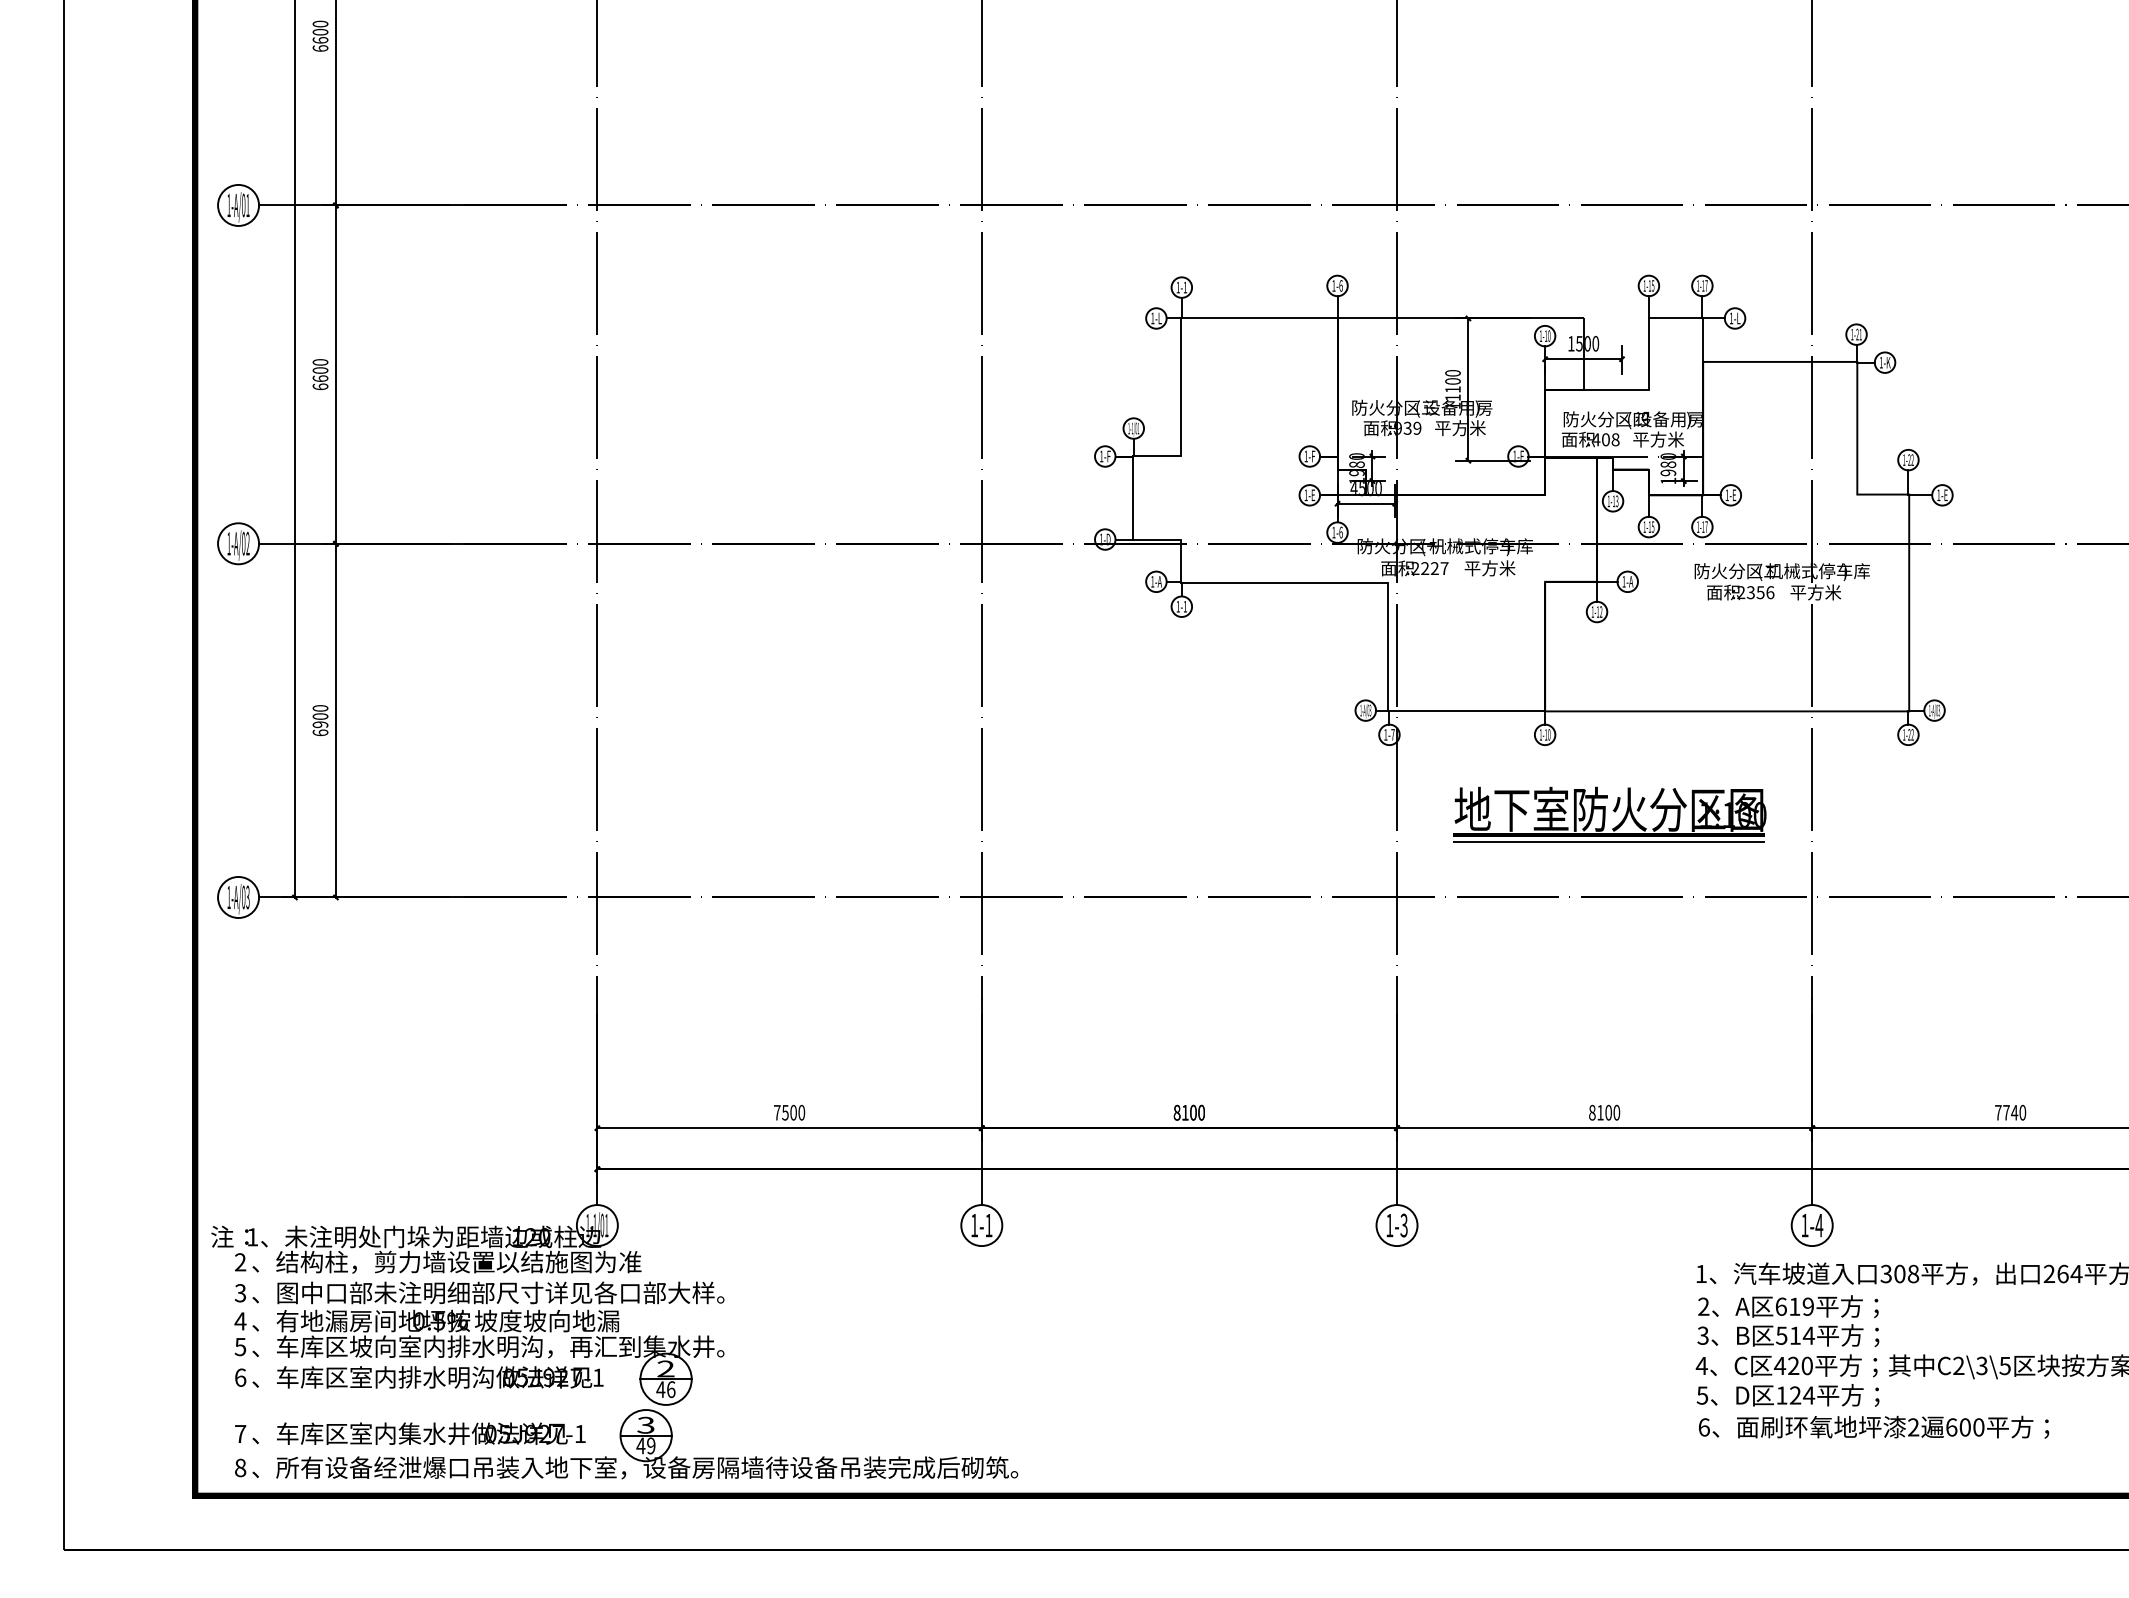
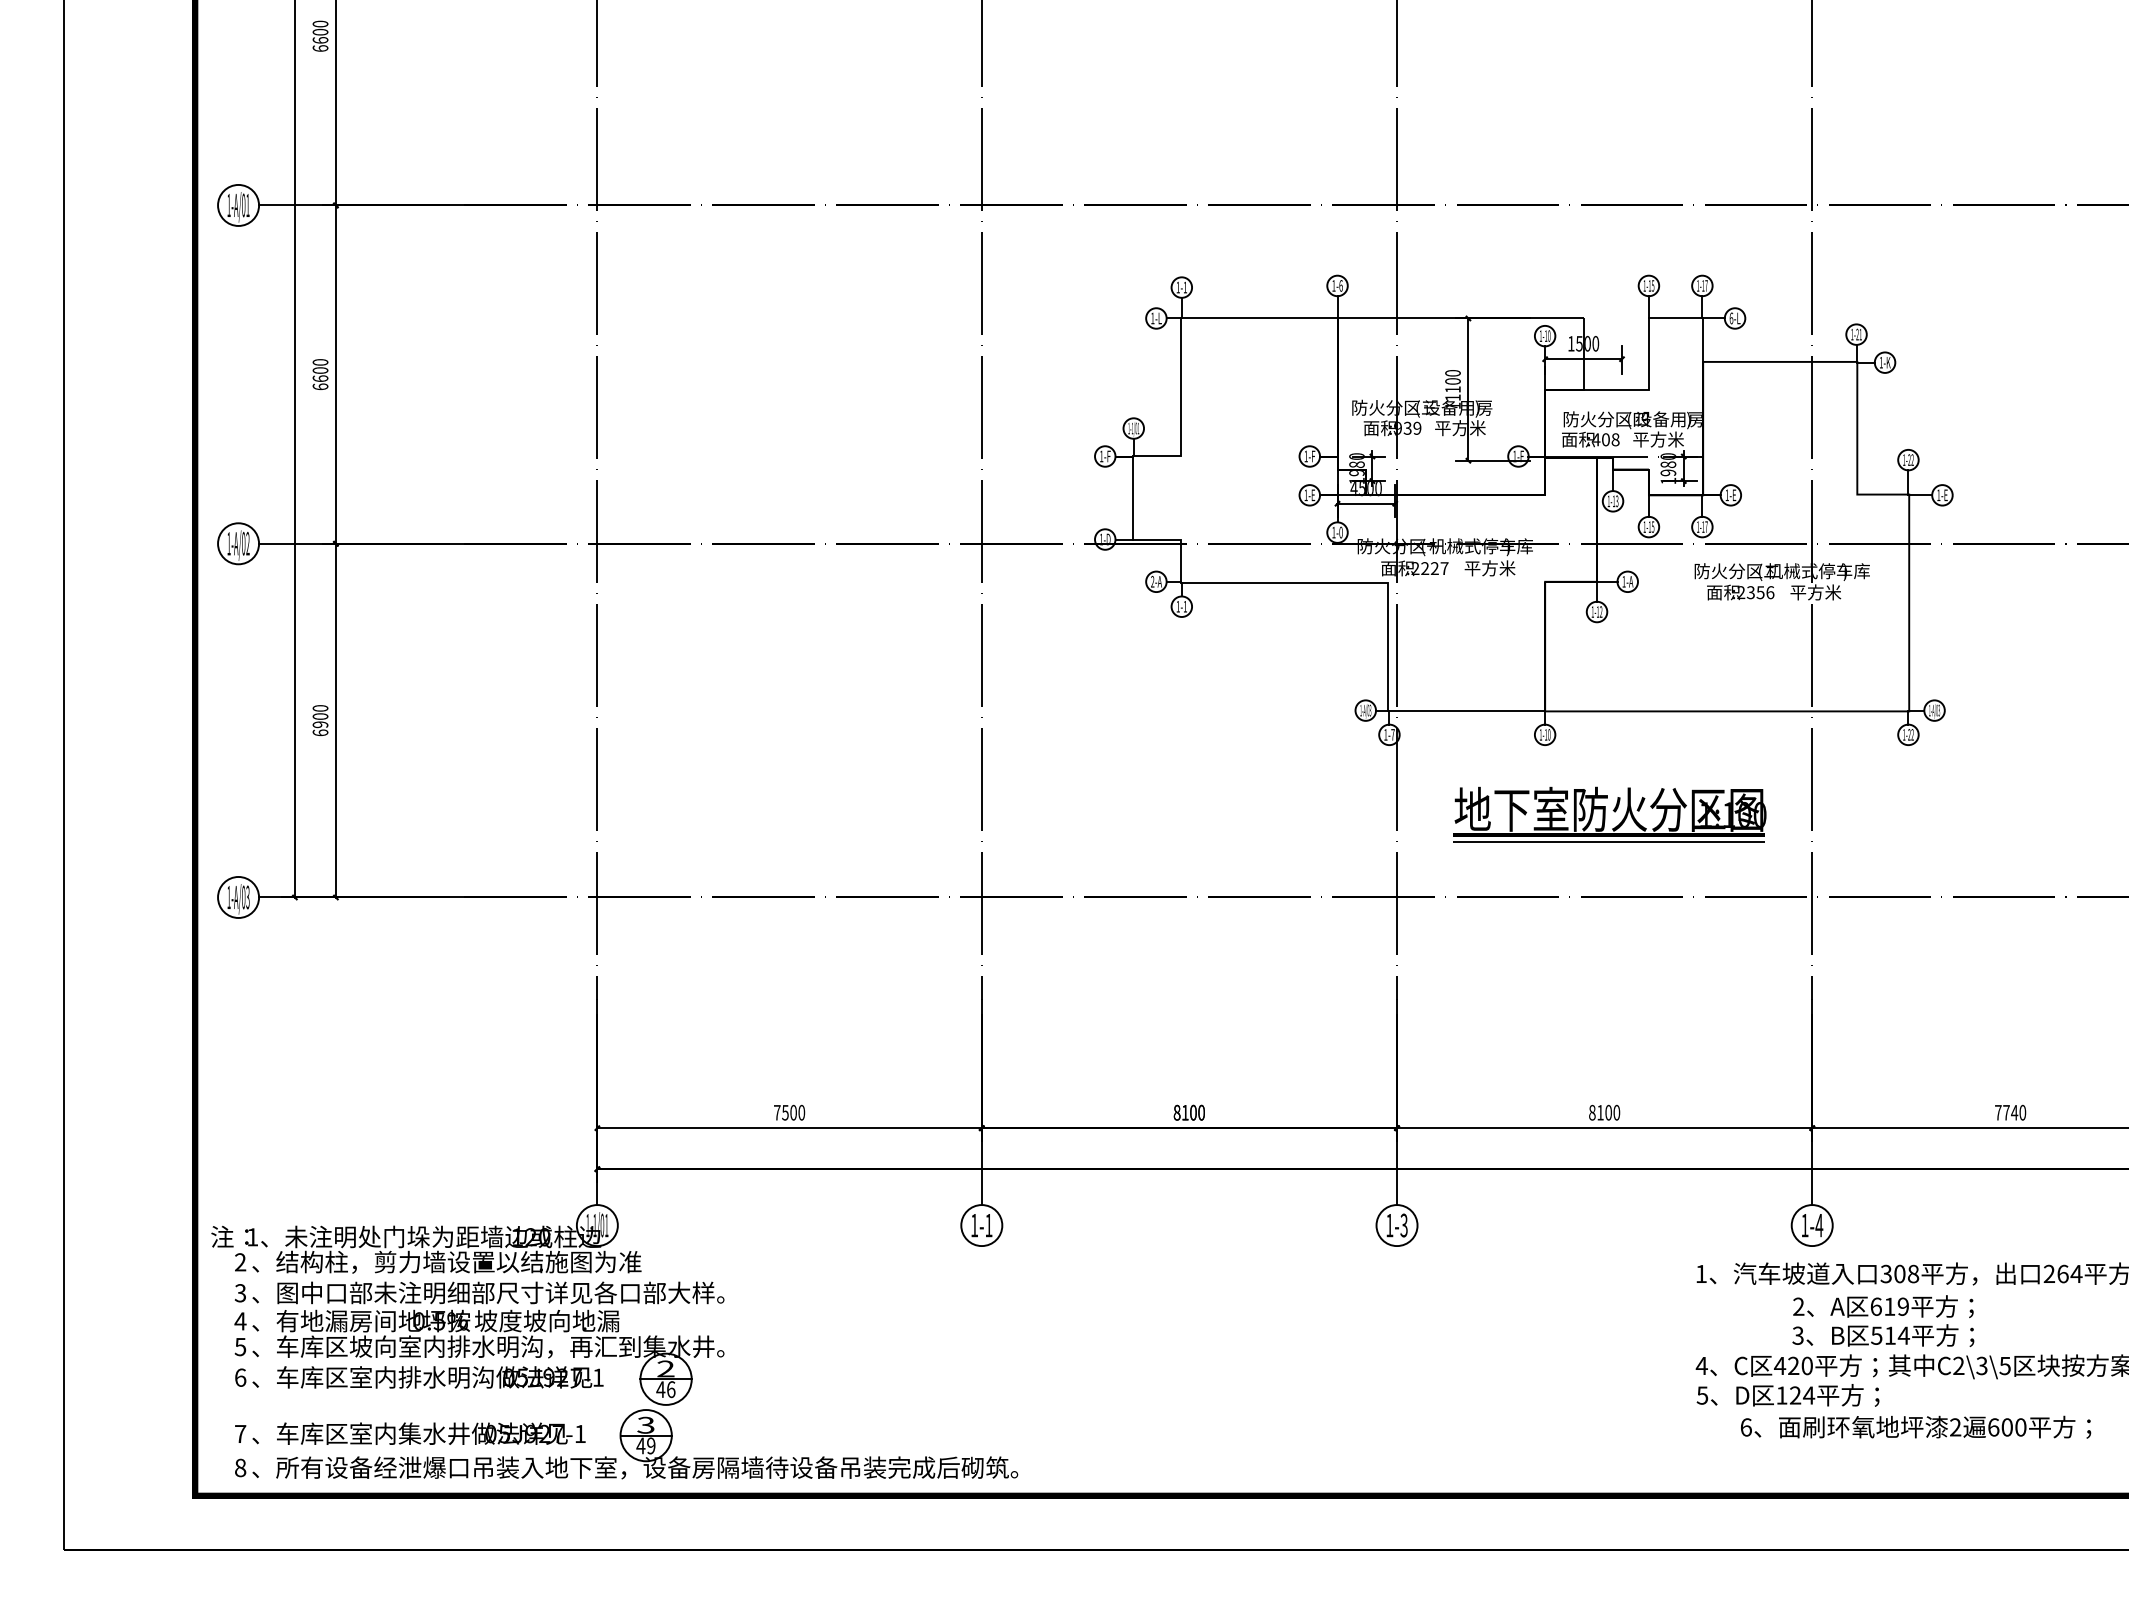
text: 1-L -> 6-L (1731, 318)
text: 1-6 -> 1-0 (1340, 531)
text: 1-A -> 2-A (1152, 581)
text position: (1788, 1320) -> (1883, 1320) (1883, 1320)
text position: (1874, 1426) -> (1916, 1426) (1916, 1426)
